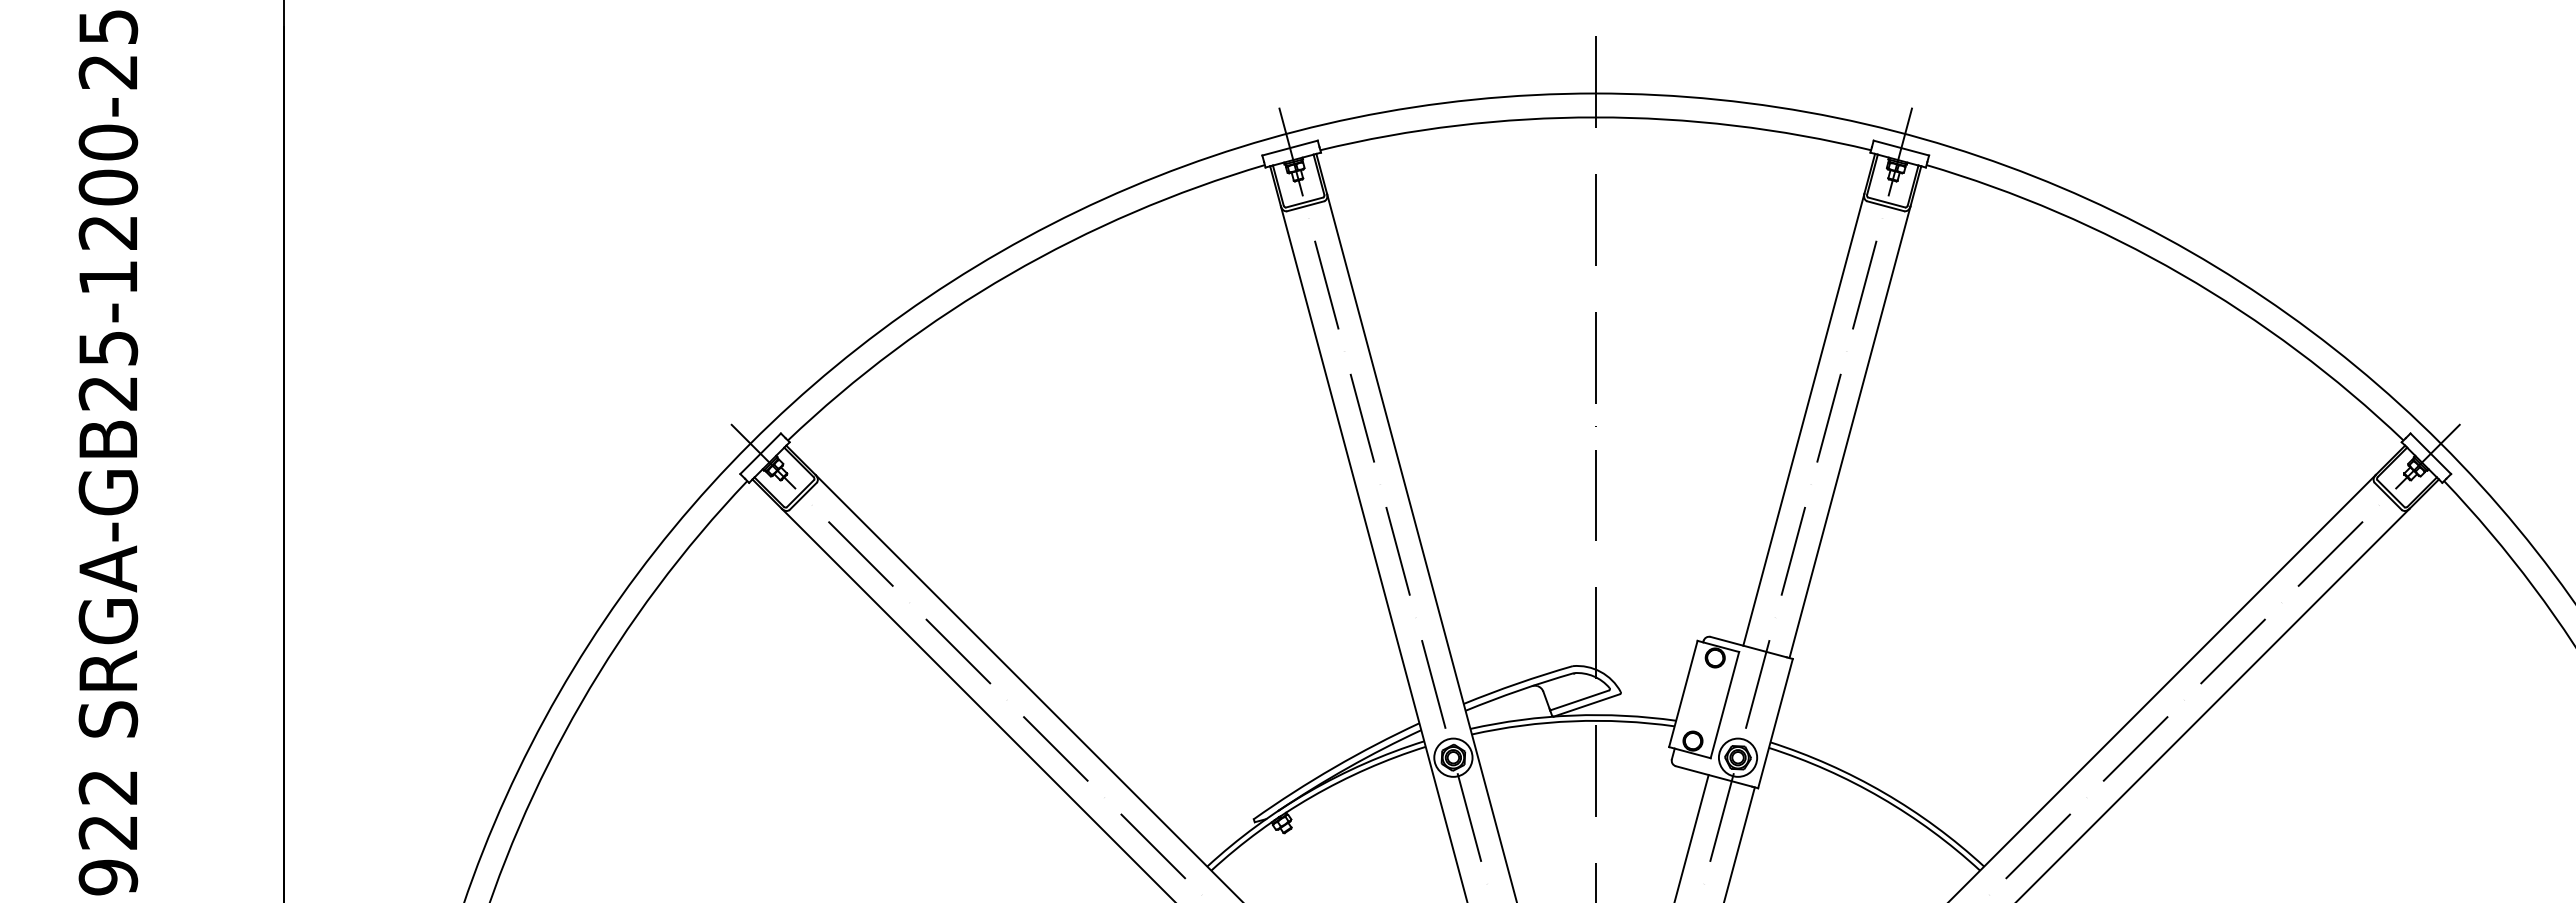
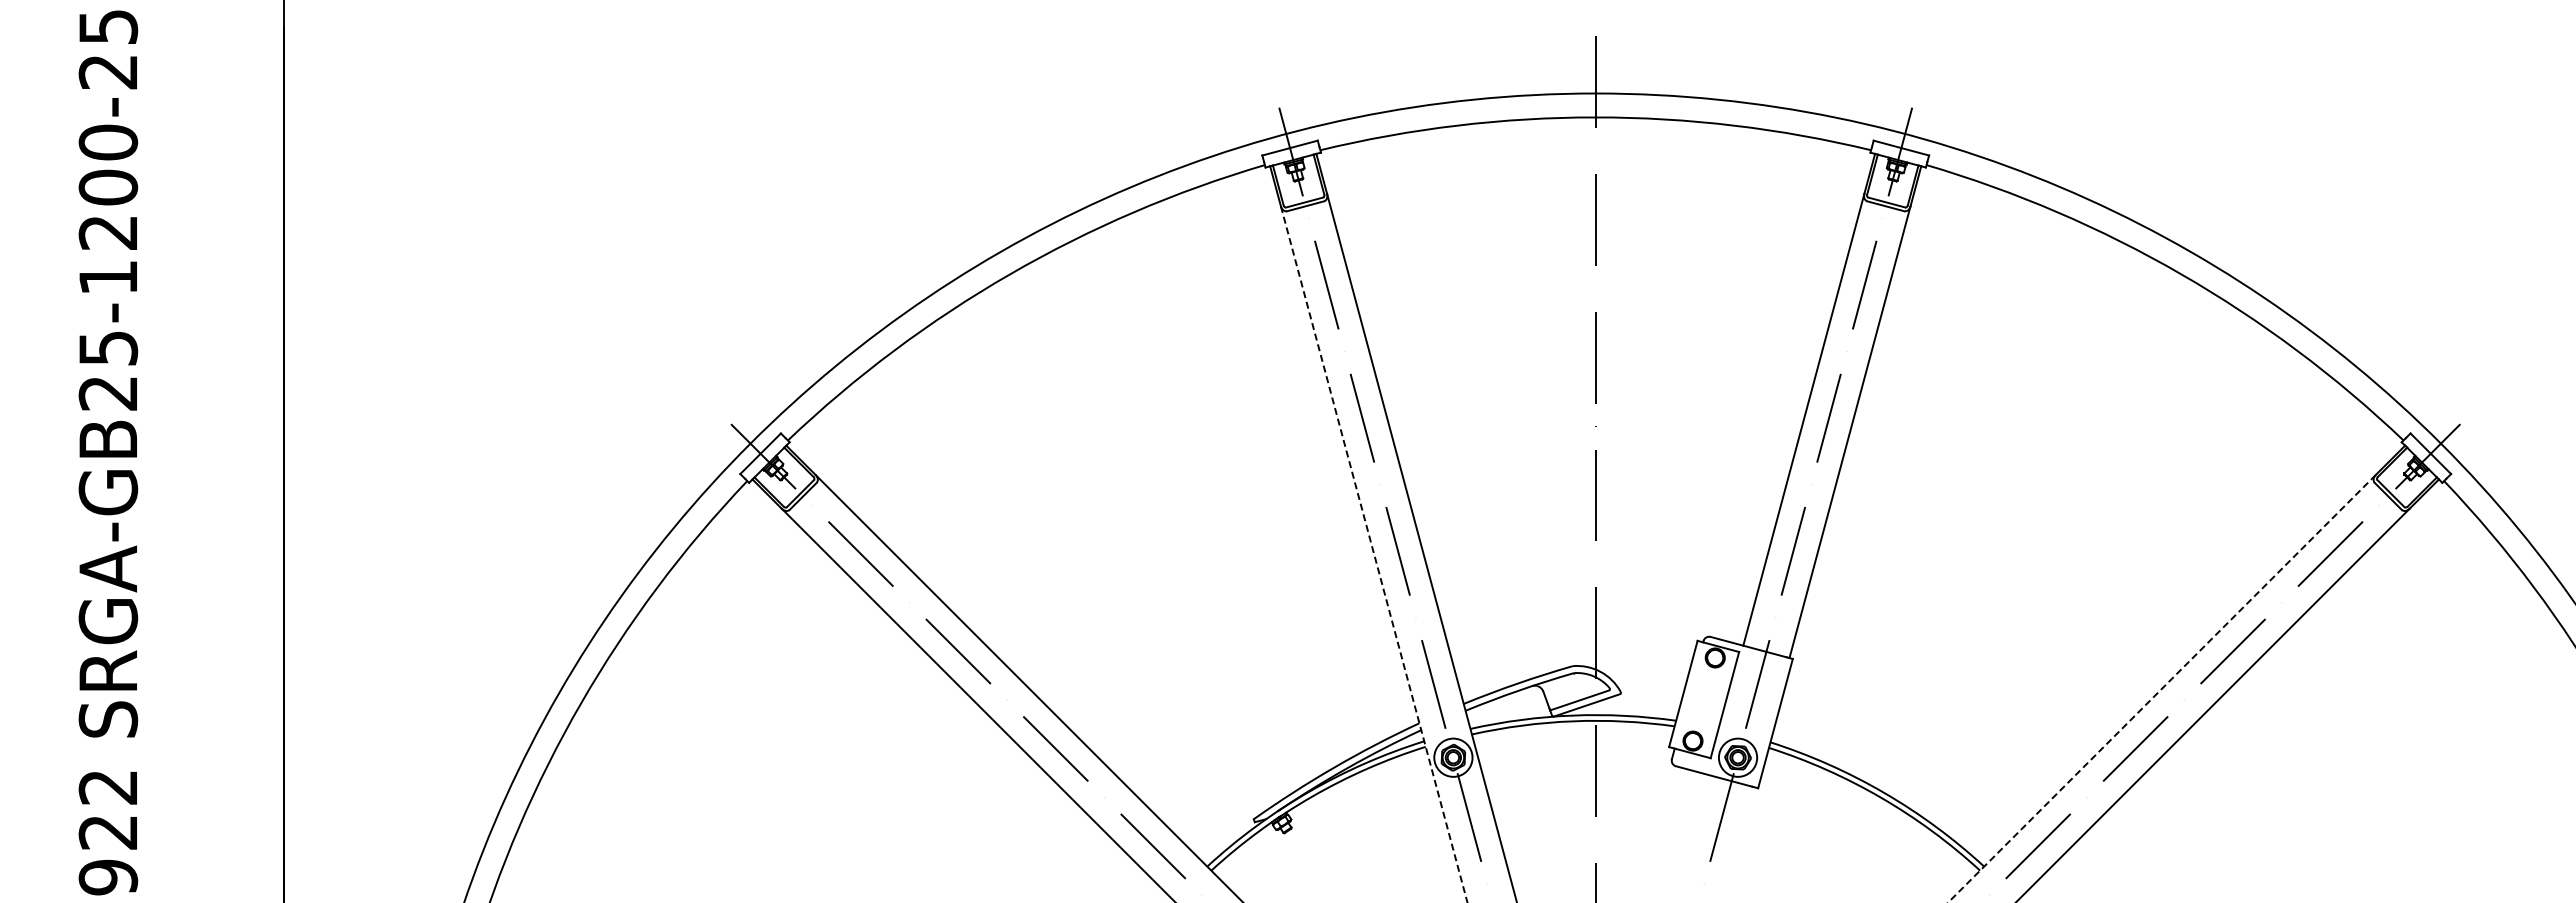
line: solid -> dashed (1374, 554)
line: solid -> dashed (2161, 688)
line: present -> none (1691, 837)
line: present -> none (1739, 843)
